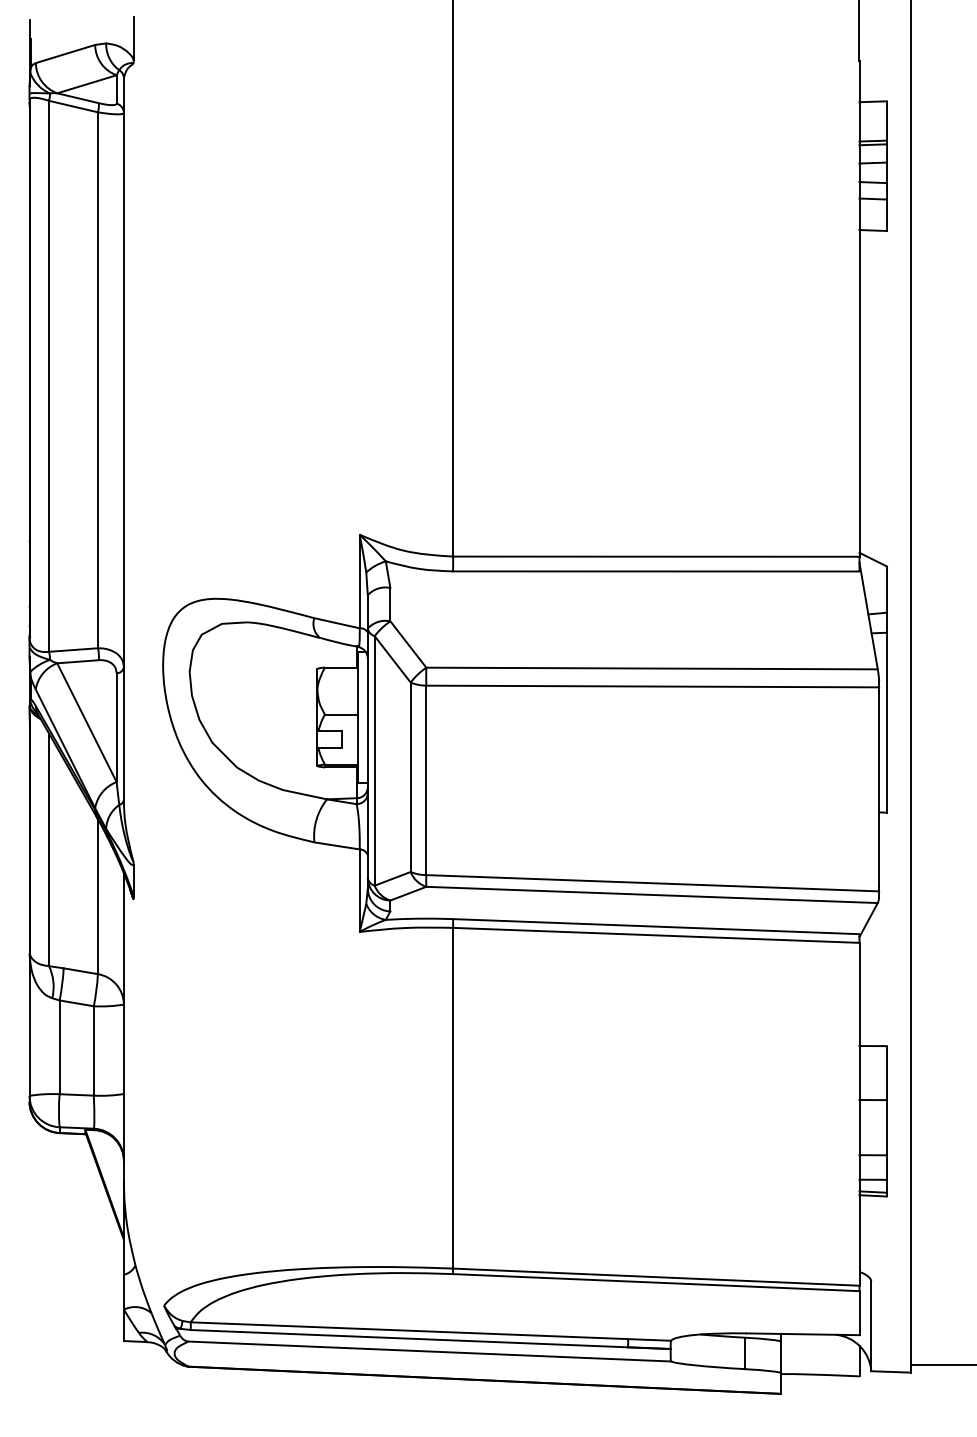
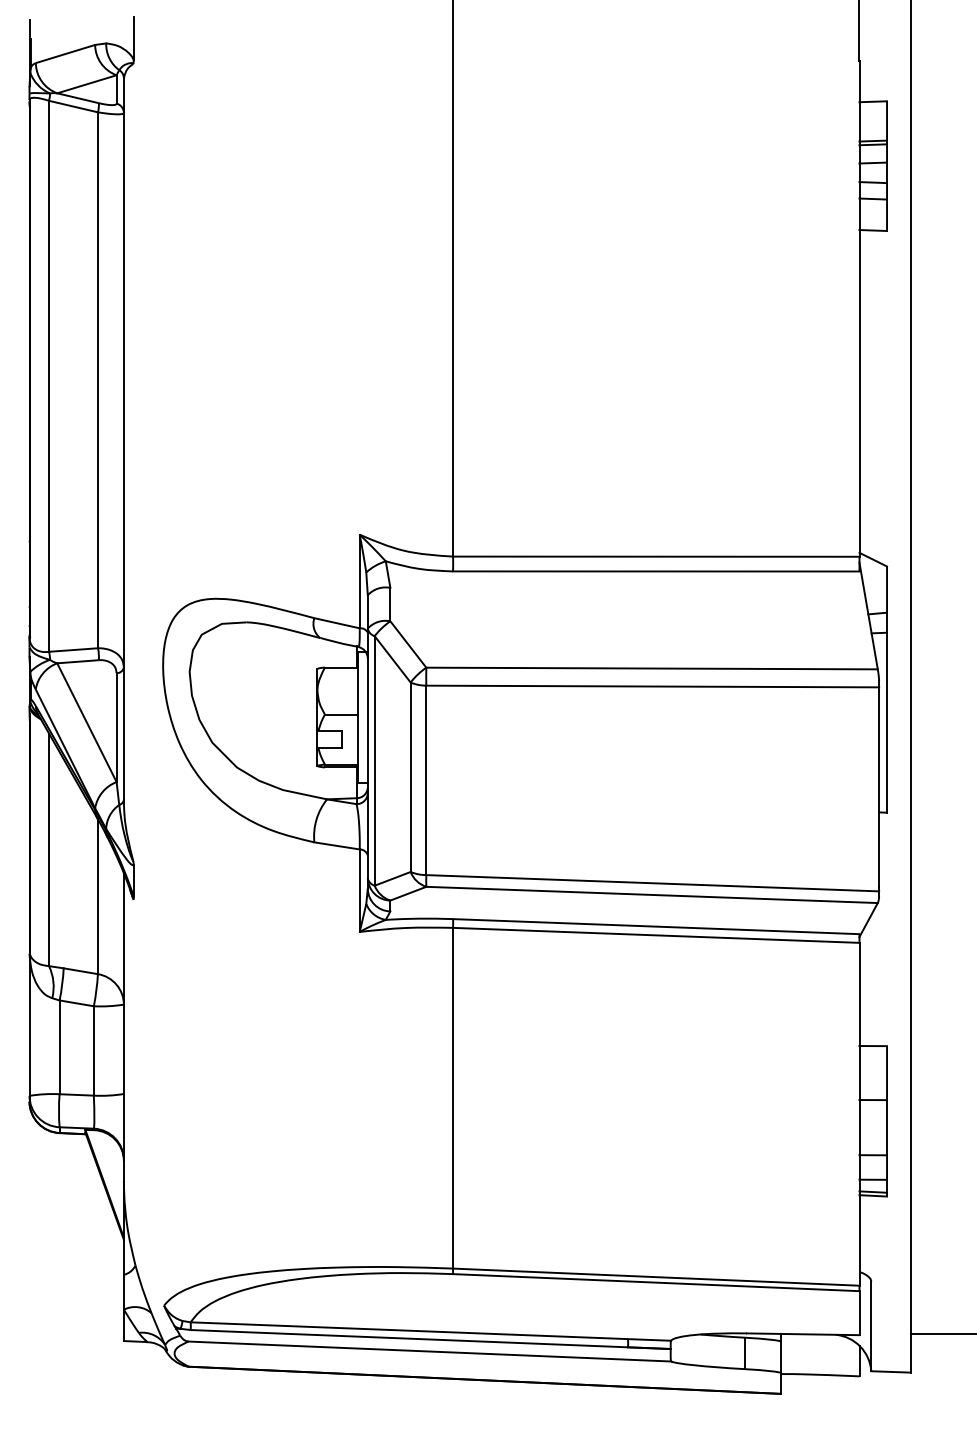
line position: (941, 1364) -> (941, 1333) (941, 1333)
